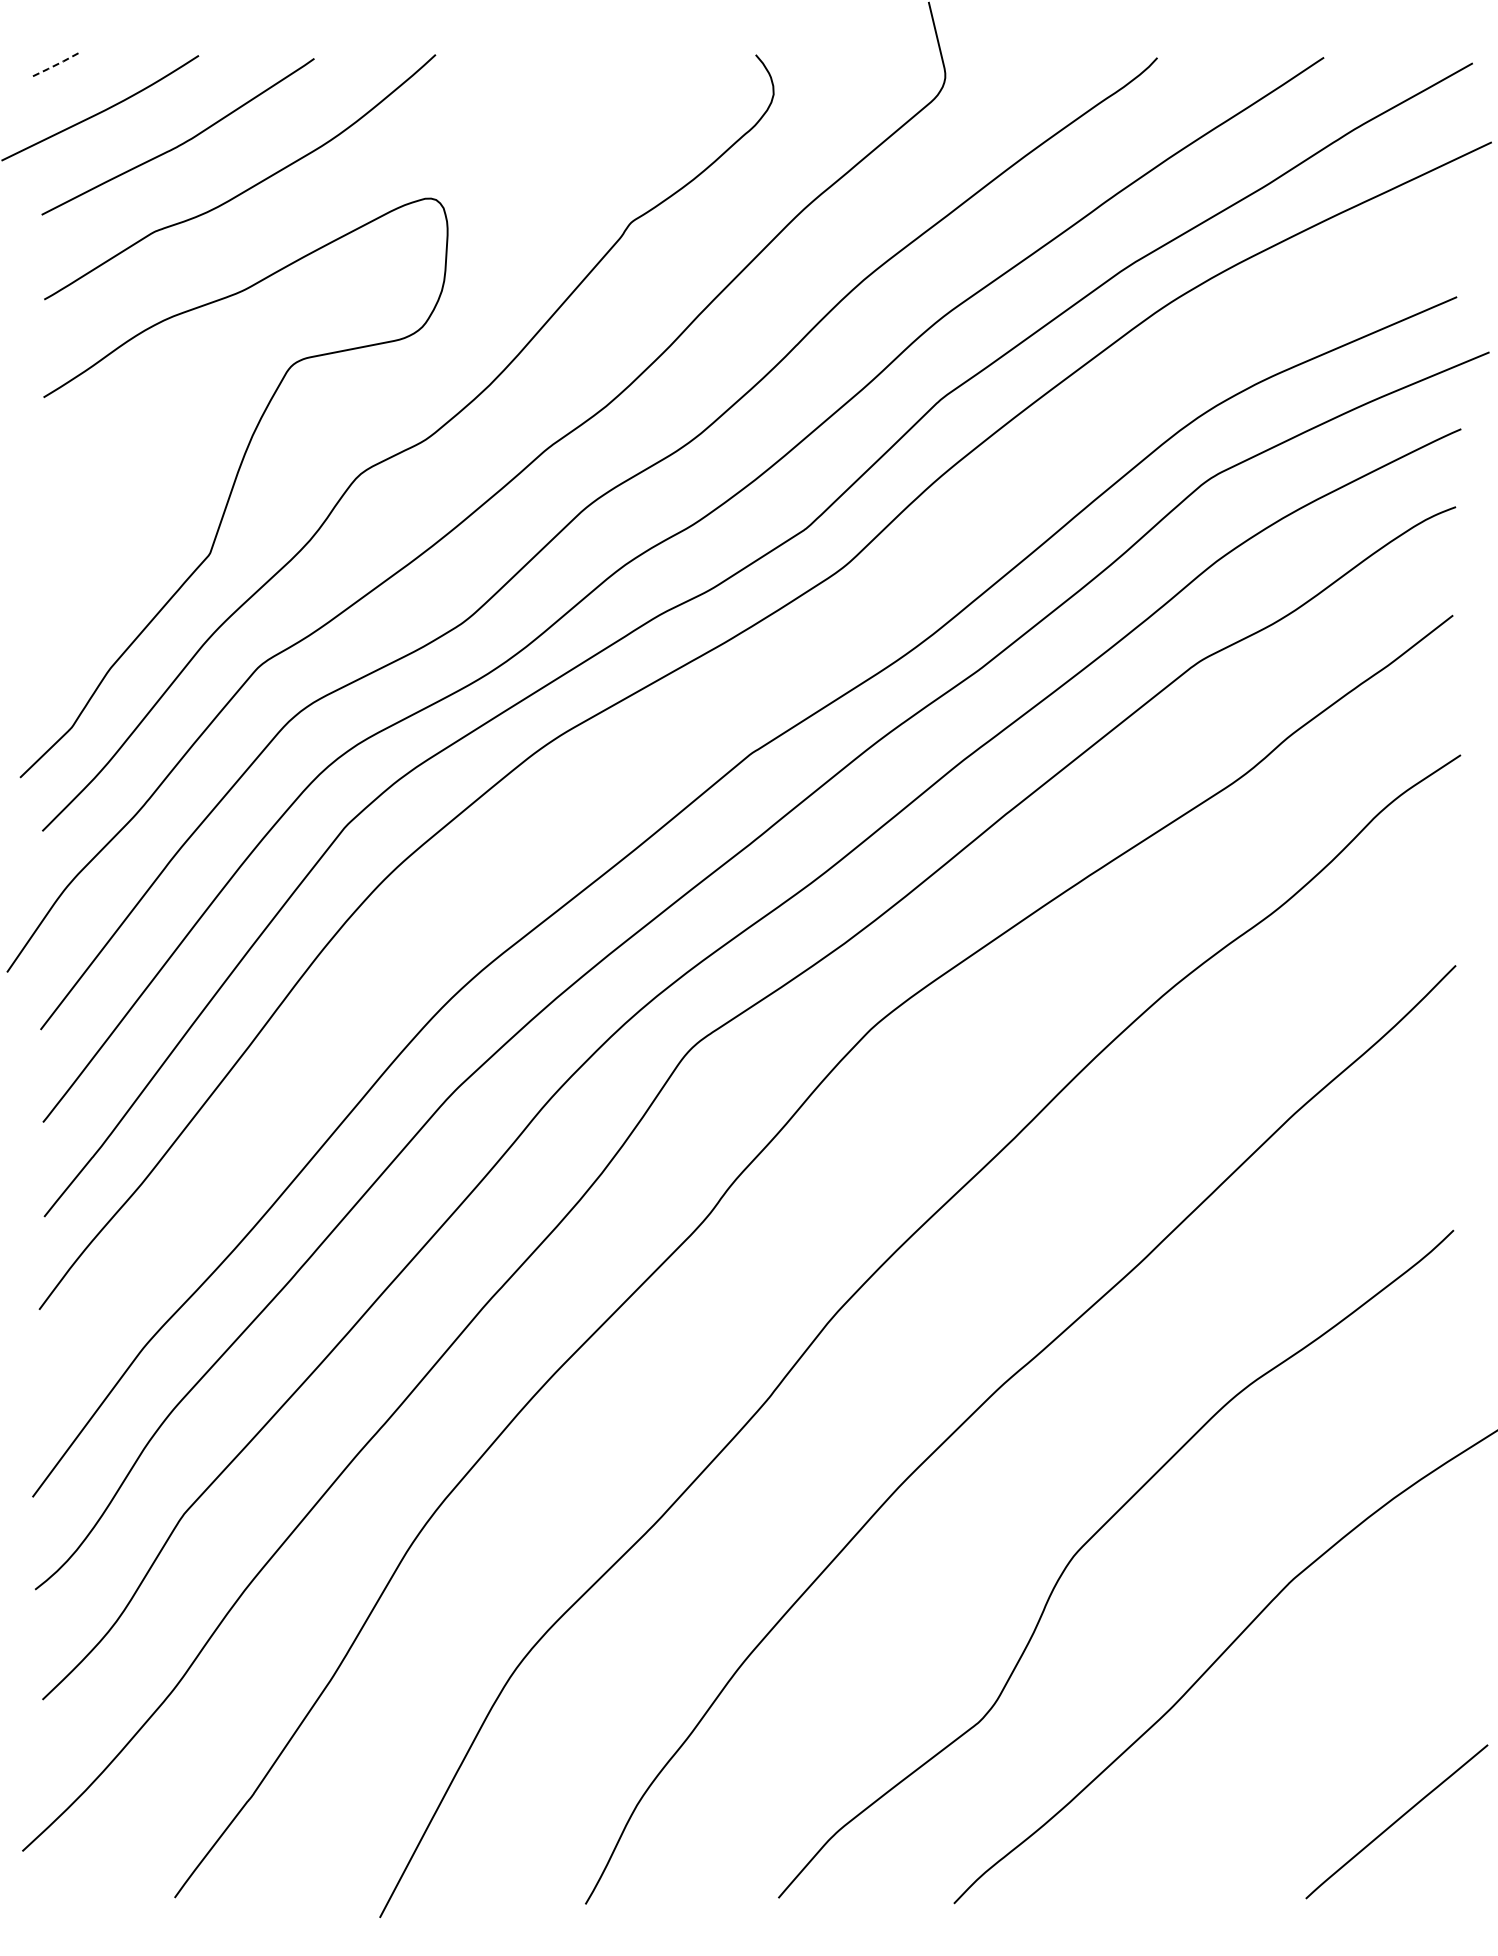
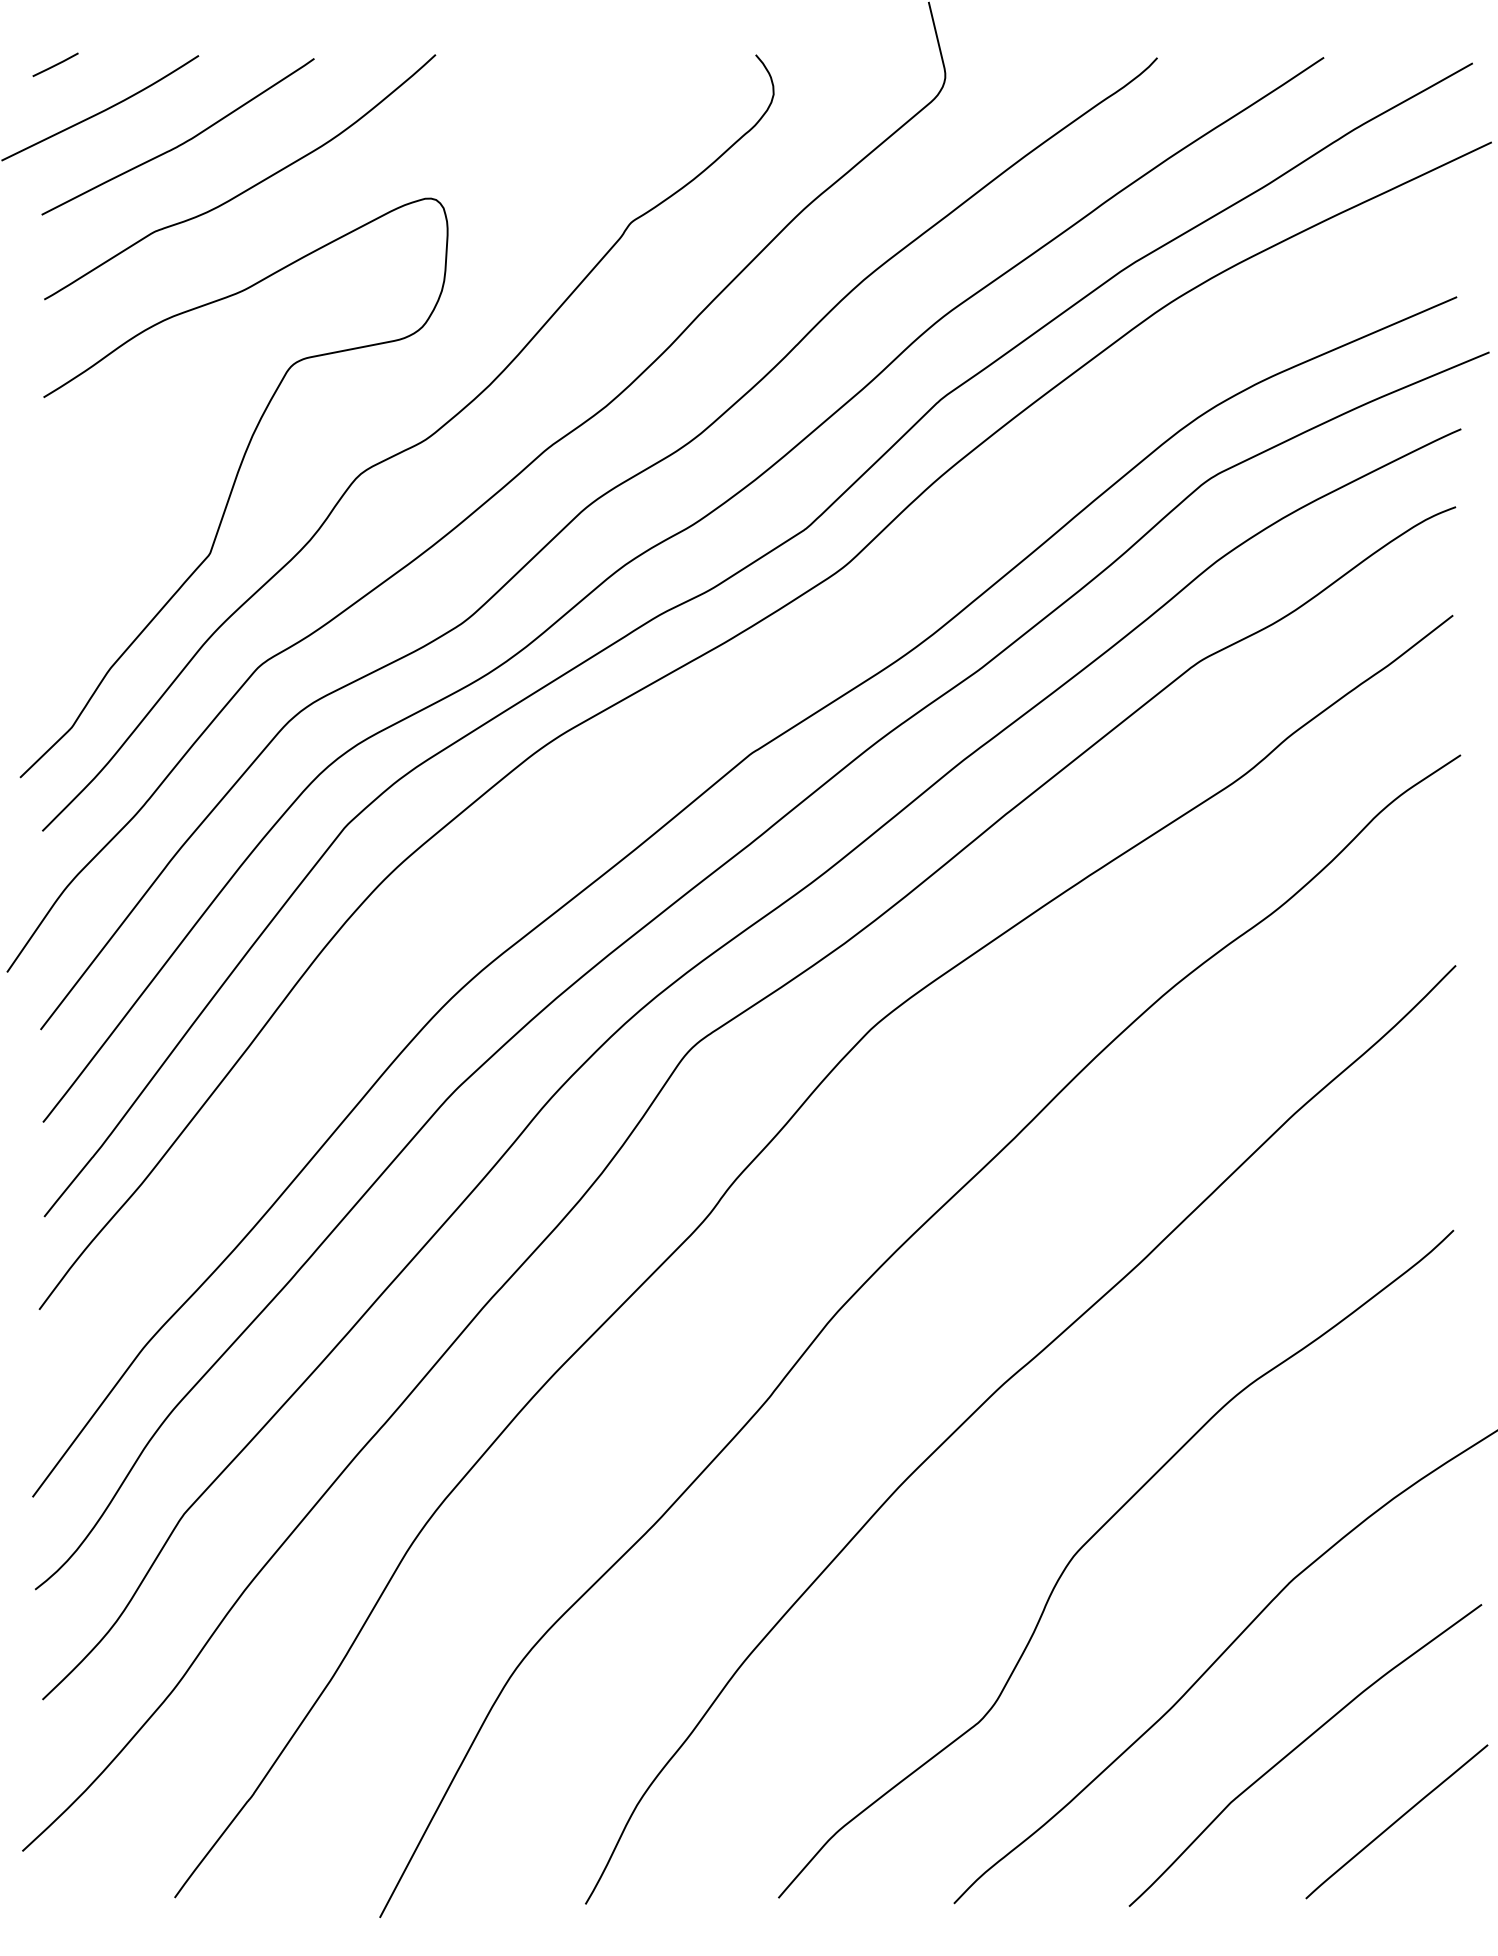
line: dashed -> solid (55, 65)
curve: none -> present (1298, 1747)
